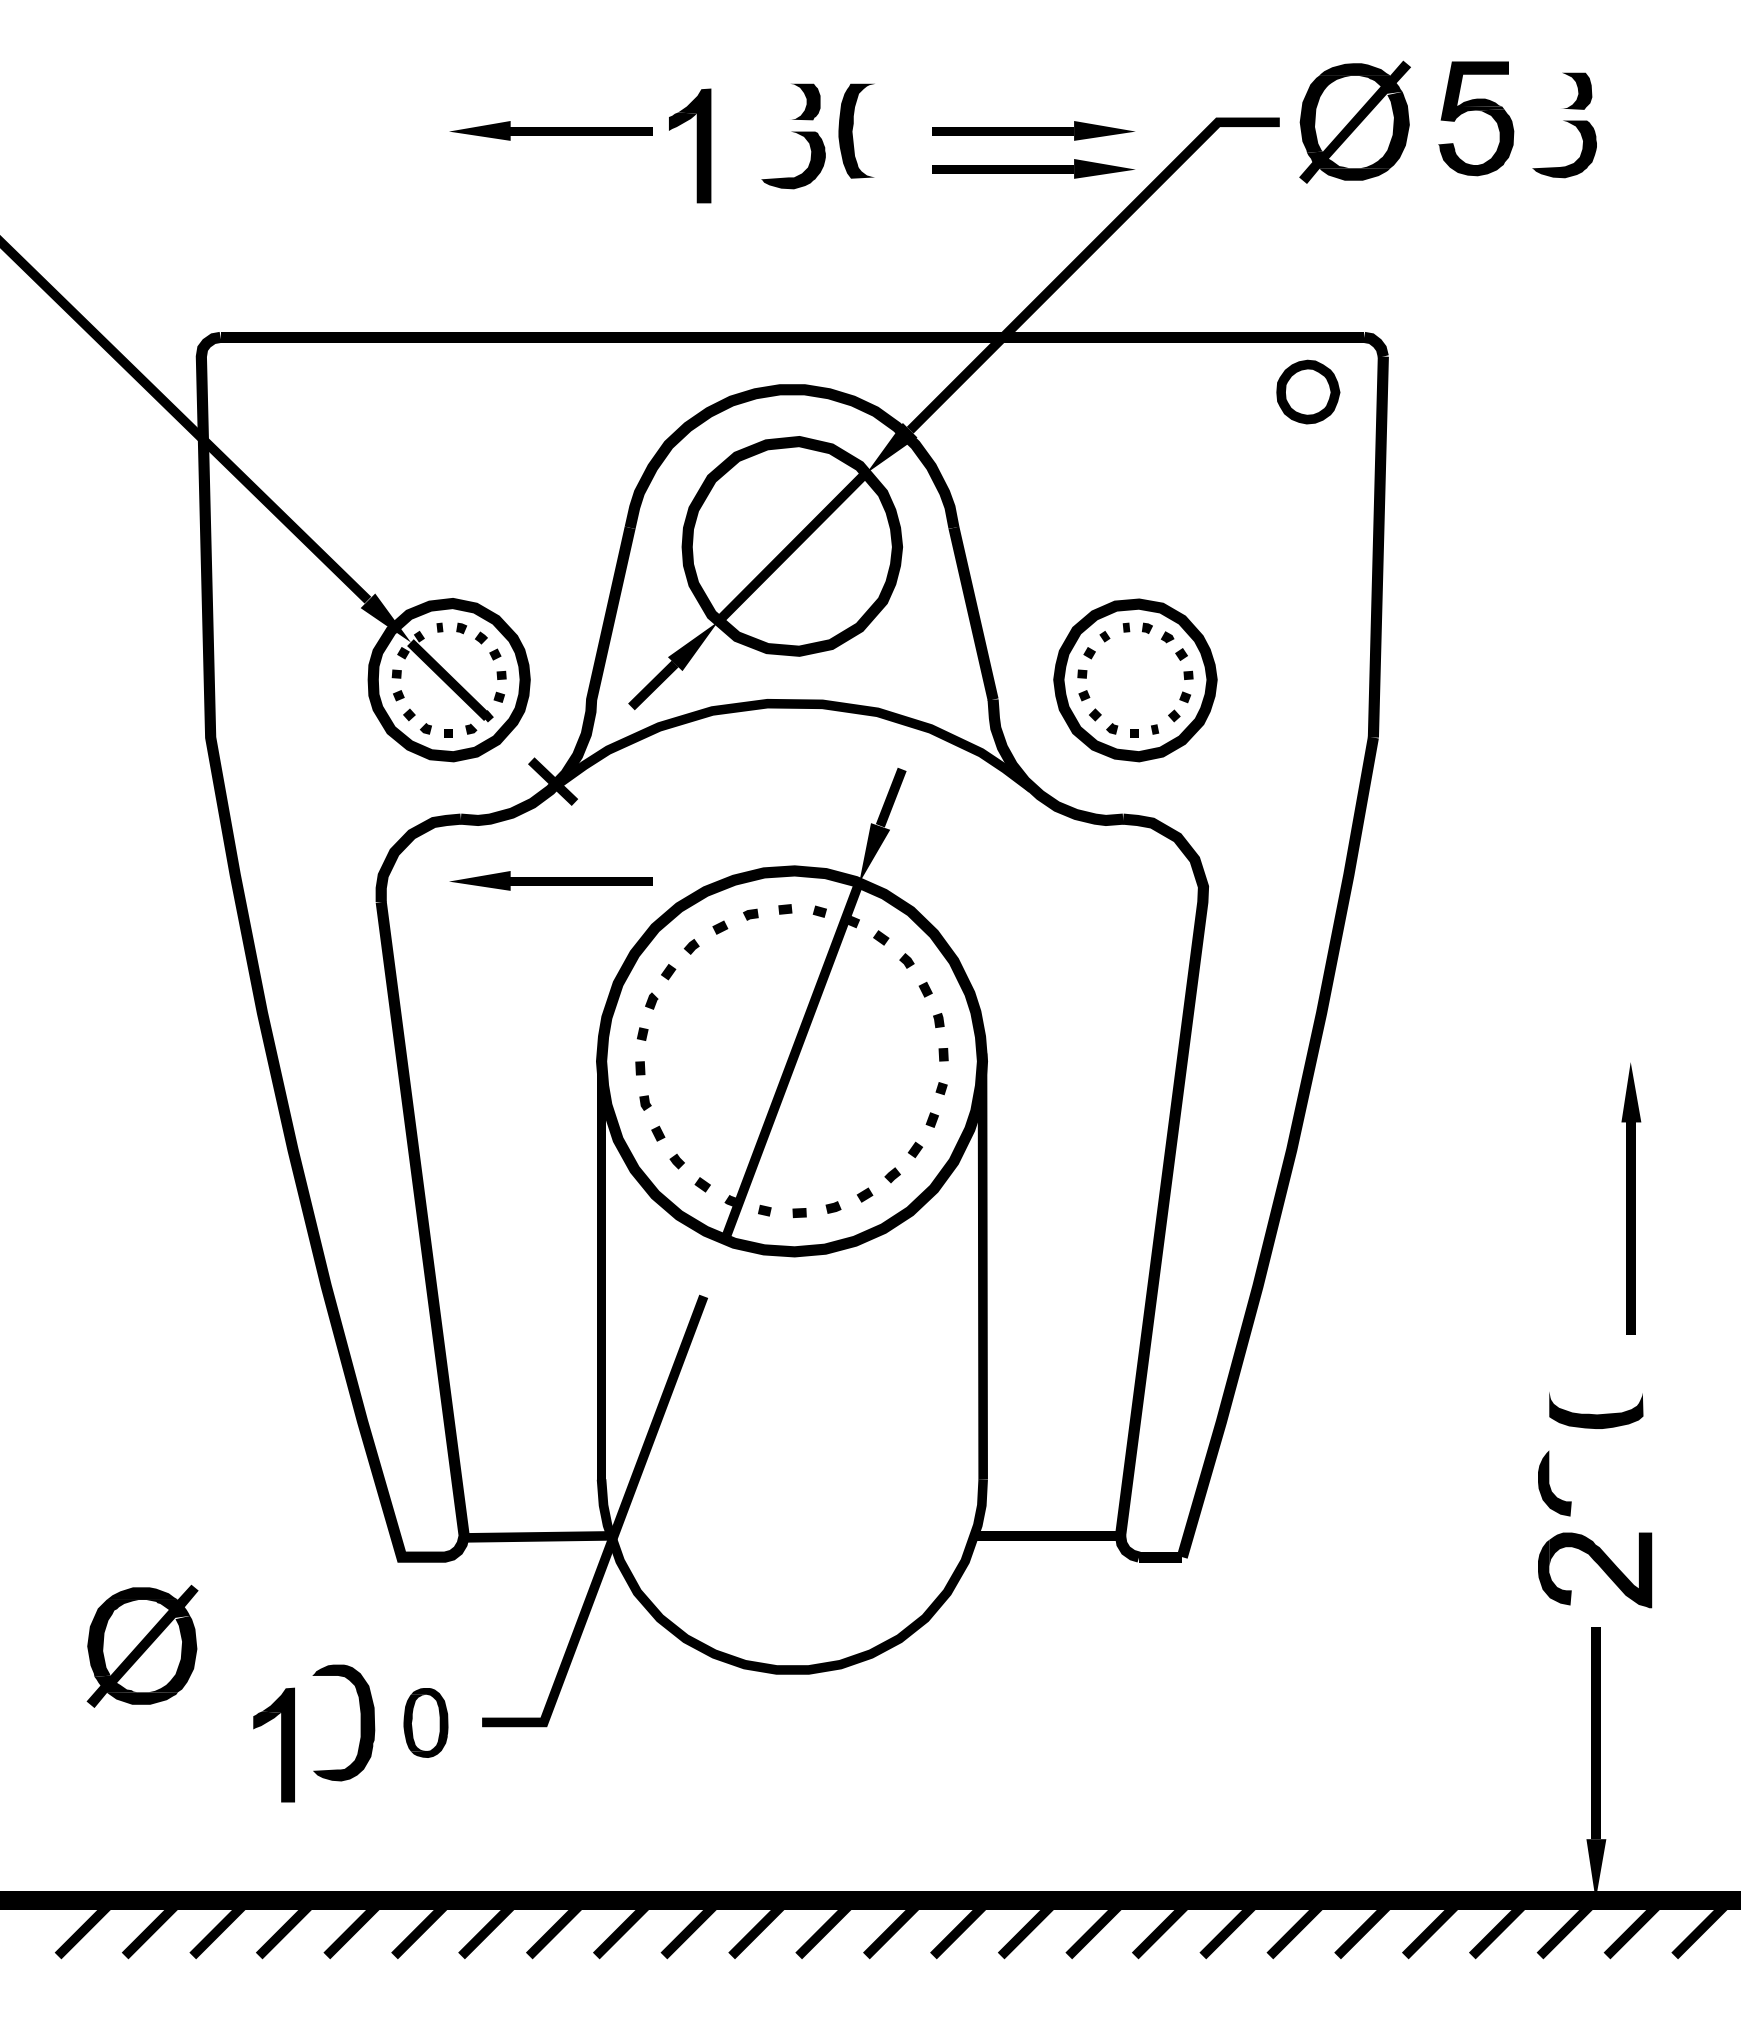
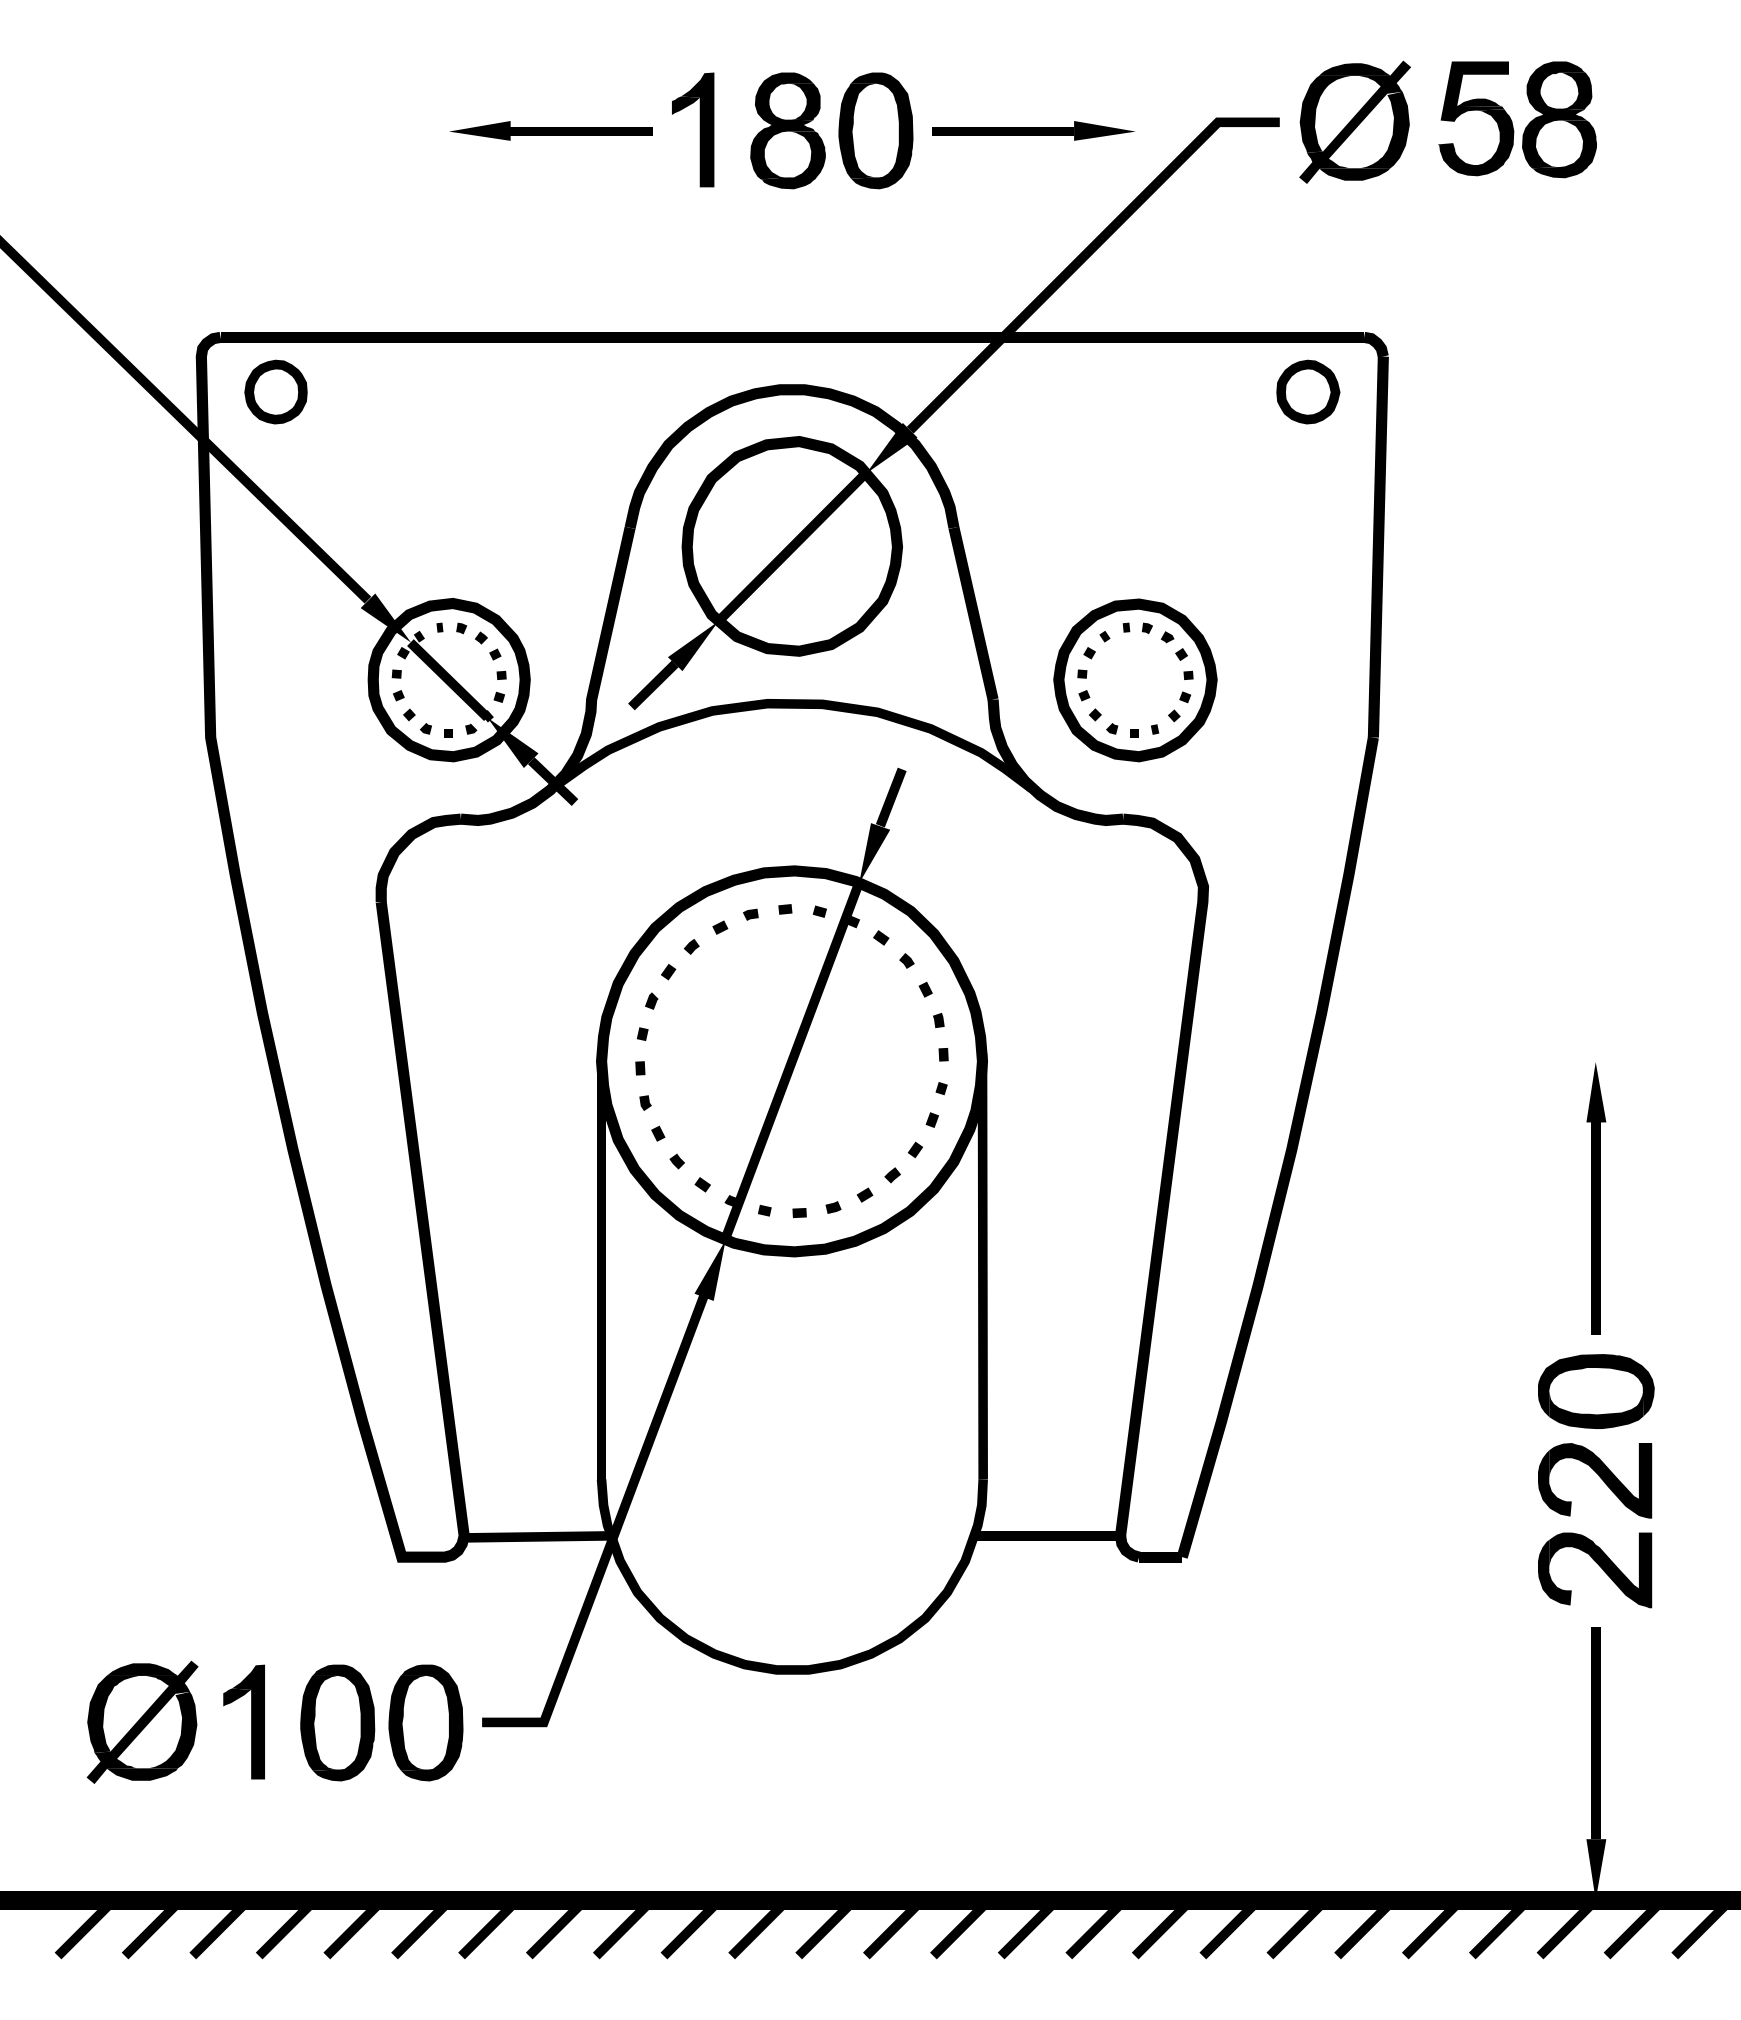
fill: none -> present (1554, 114)
fill: none -> present (782, 125)
fill: none -> present (881, 130)
part position: (690, 145) -> (693, 129) (693, 129)
part: present -> none (1033, 168)
part: none -> present (275, 391)
fill: none -> present (512, 742)
part: present -> none (550, 880)
part position: (1631, 1198) -> (1596, 1198) (1596, 1198)
fill: none -> present (709, 1269)
fill: none -> present (1595, 1385)
fill: none -> present (1600, 1480)
part position: (142, 1645) -> (142, 1721) (142, 1721)
fill: none -> present (318, 1722)
part size: 46x70 px -> 76x118 px (425, 1722)
part position: (281, 1744) -> (251, 1721) (251, 1721)
